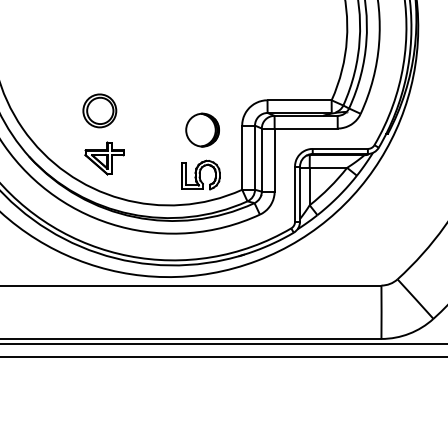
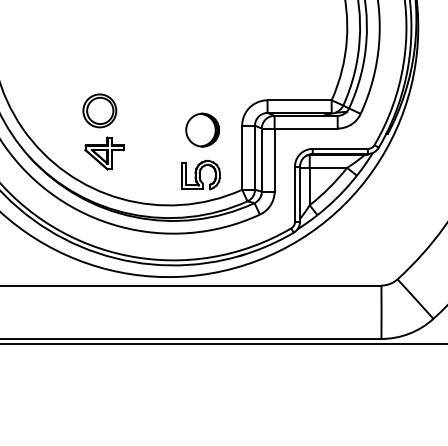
part position: (104, 158) -> (104, 153) (104, 153)
line: present -> none (223, 356)
